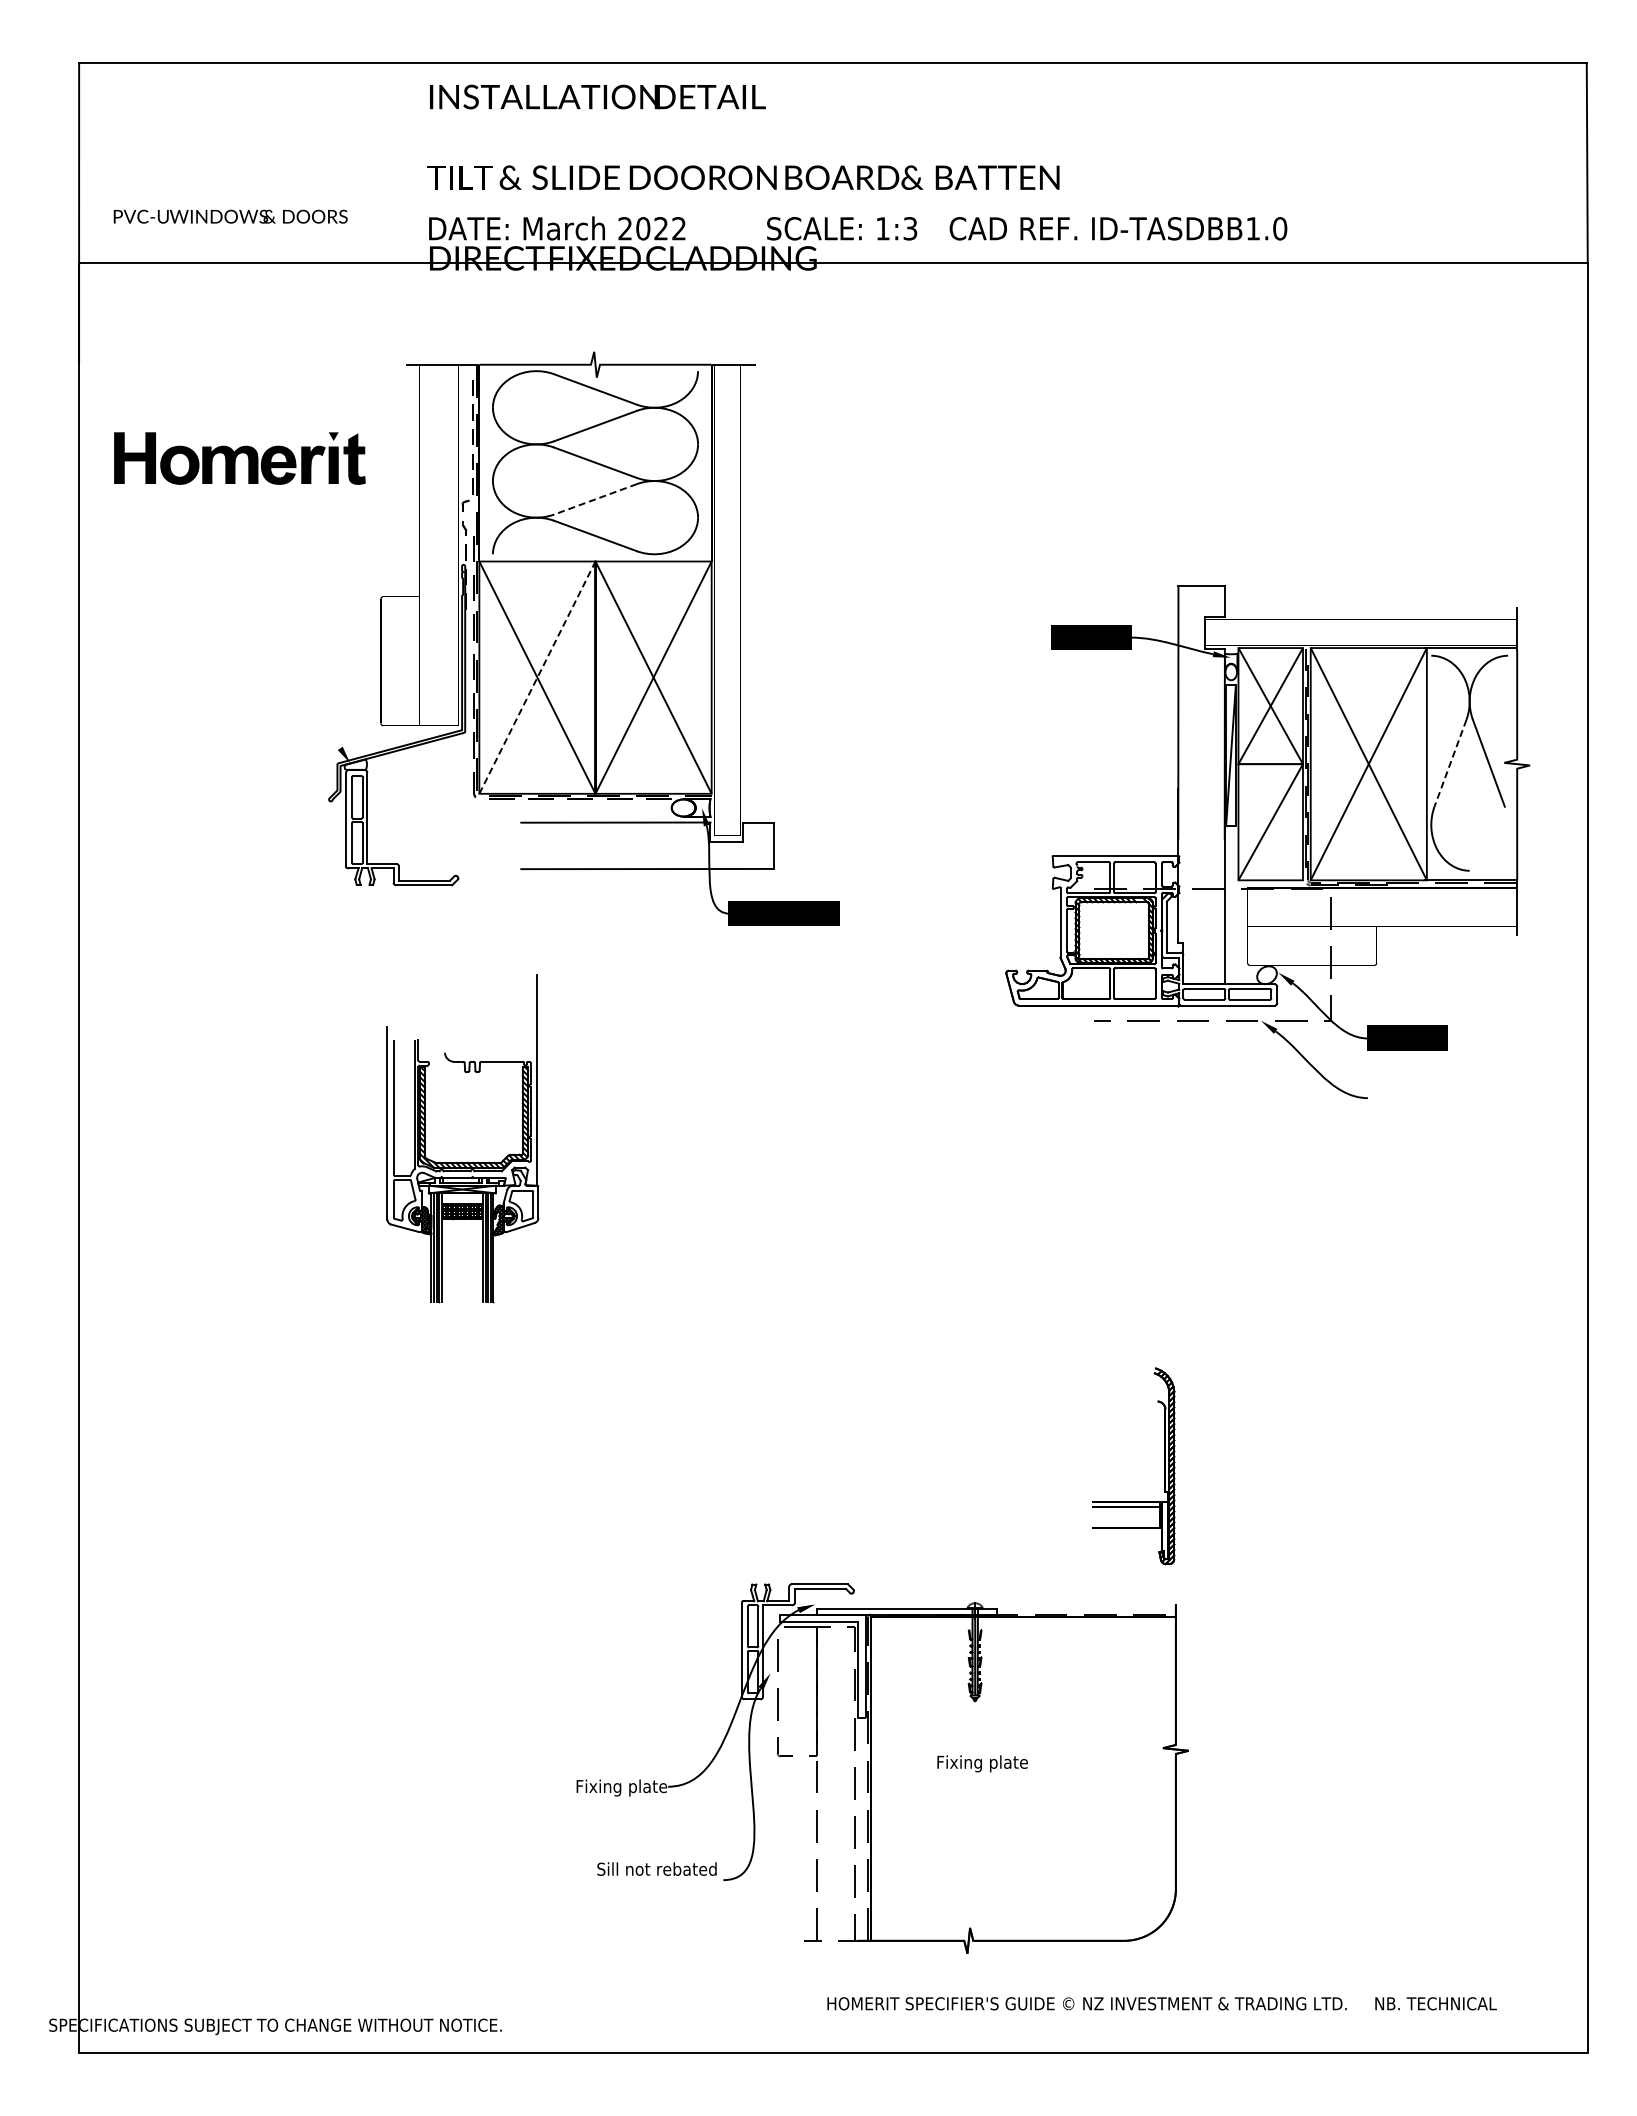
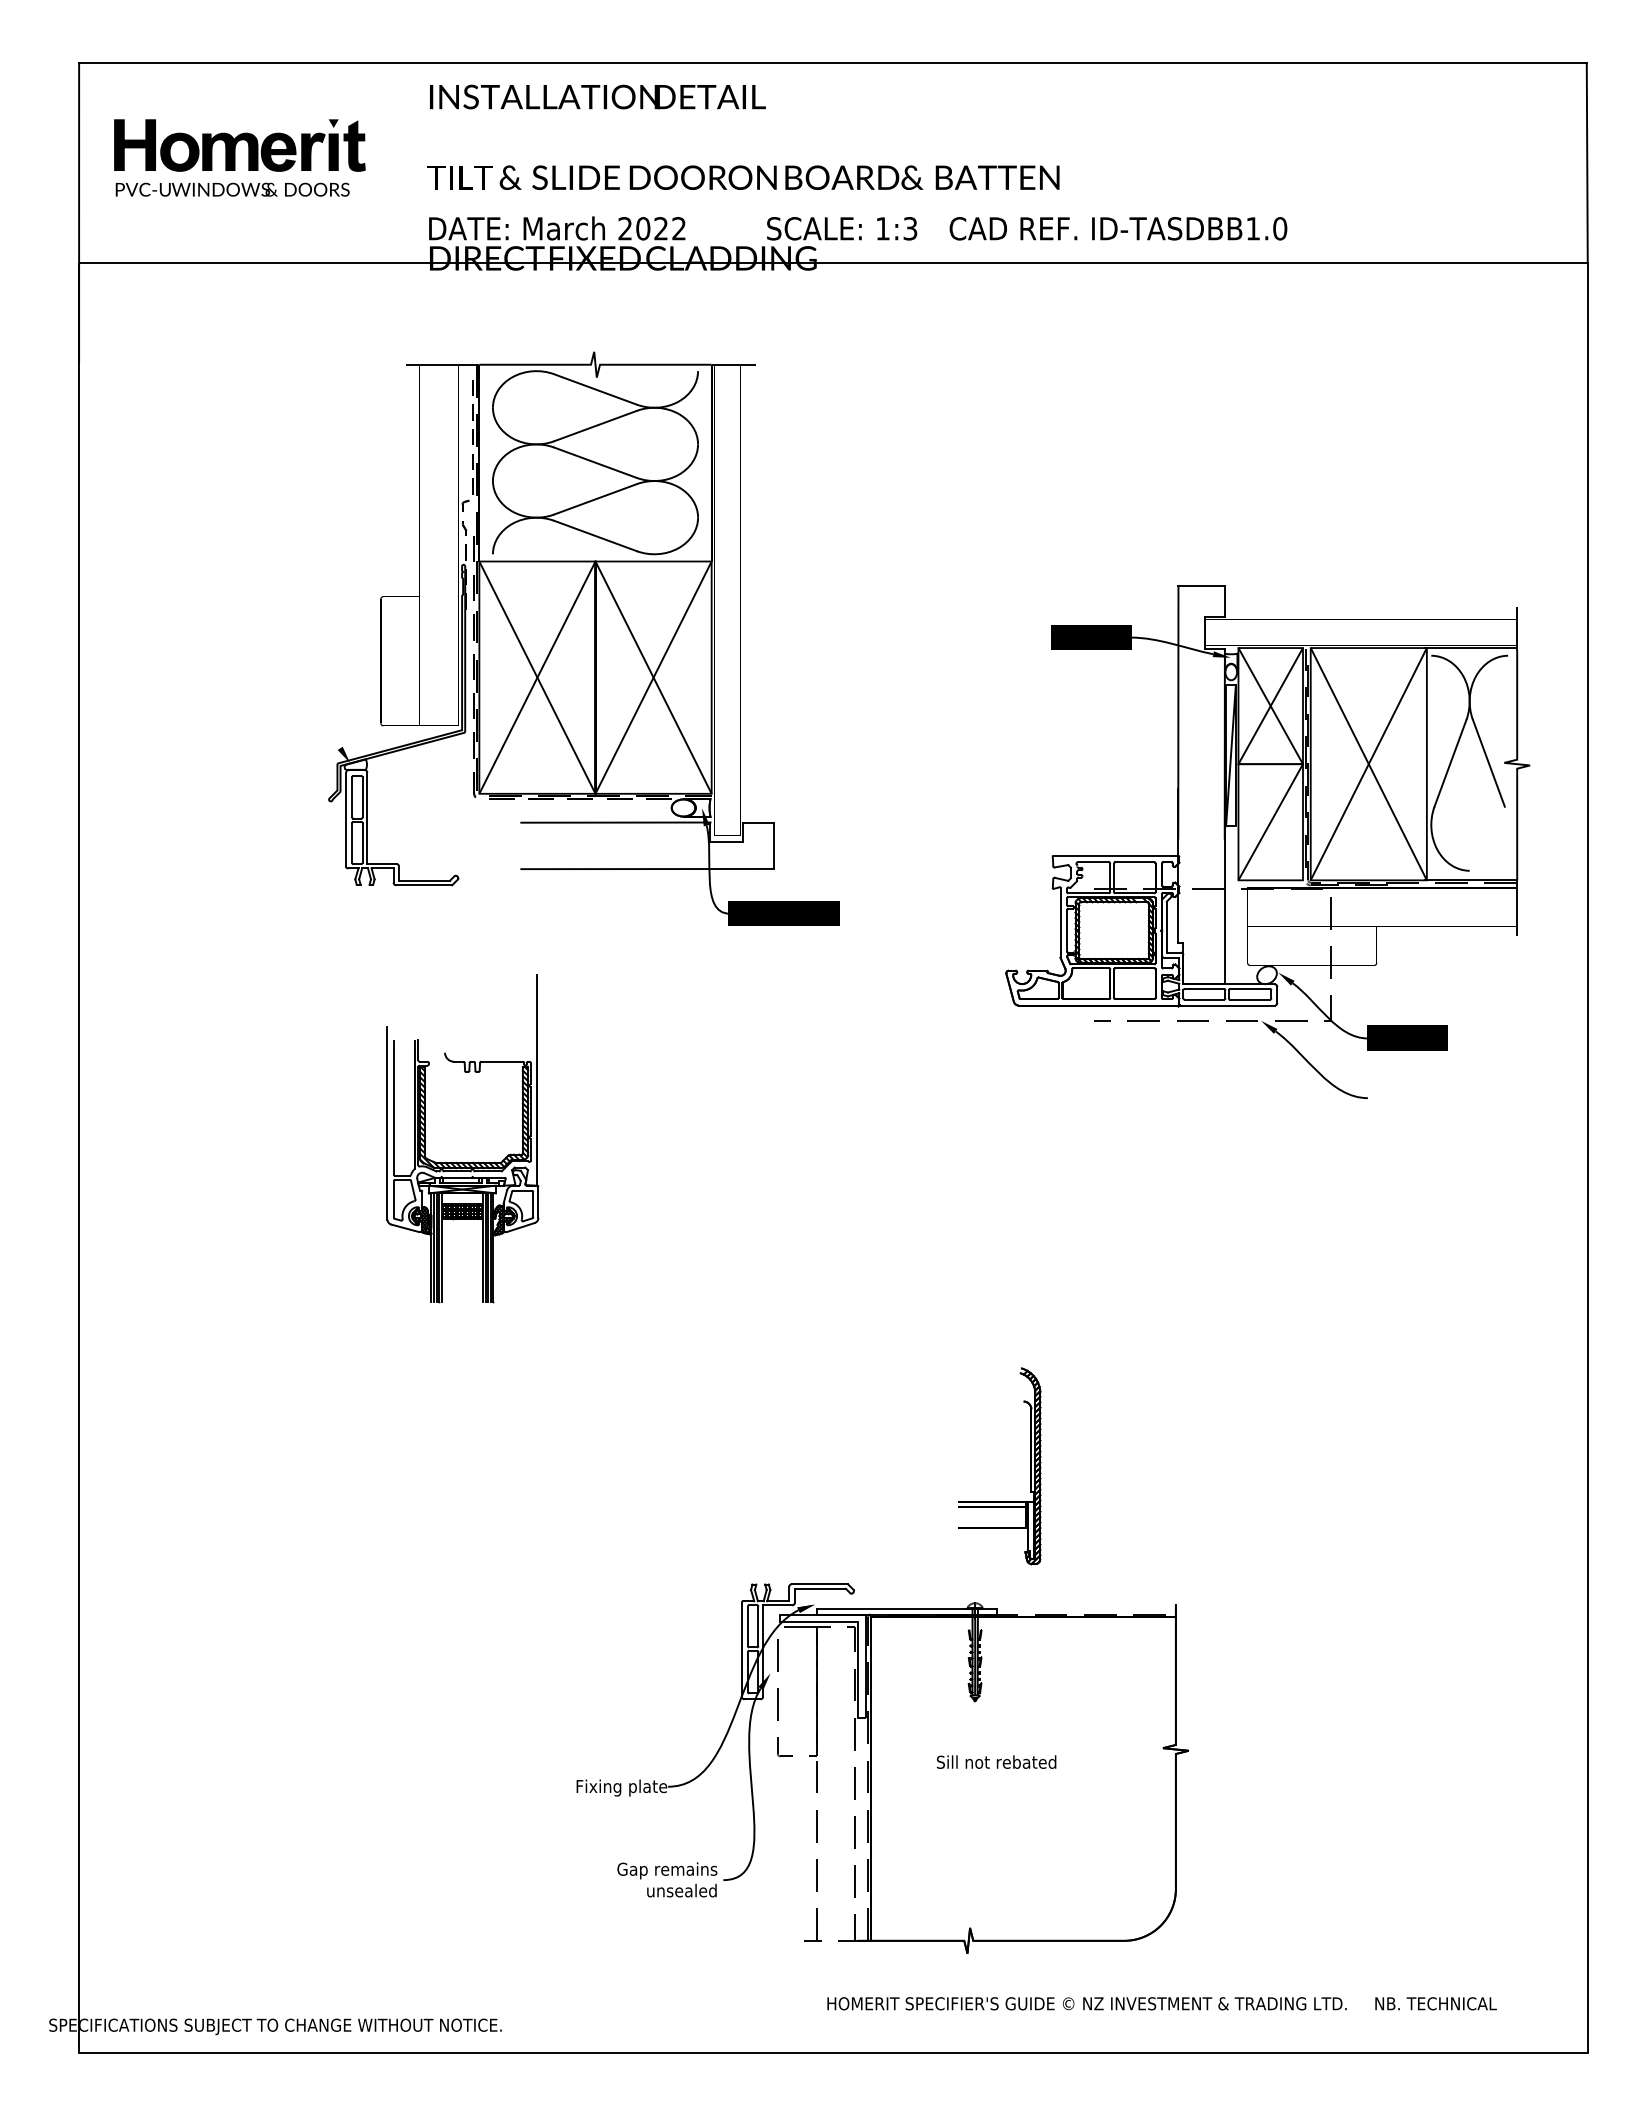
text position: (230, 216) -> (232, 189) (232, 189)
part position: (239, 458) -> (239, 145) (239, 145)
line: dashed -> solid (595, 499)
line: dashed -> solid (537, 677)
line: dashed -> solid (1450, 763)
part position: (1164, 1466) -> (1030, 1466) (1030, 1466)
text: Fixing plate -> Sill not rebated (996, 1763)
text: Sill not rebated -> Gap remains unsealed (657, 1879)
